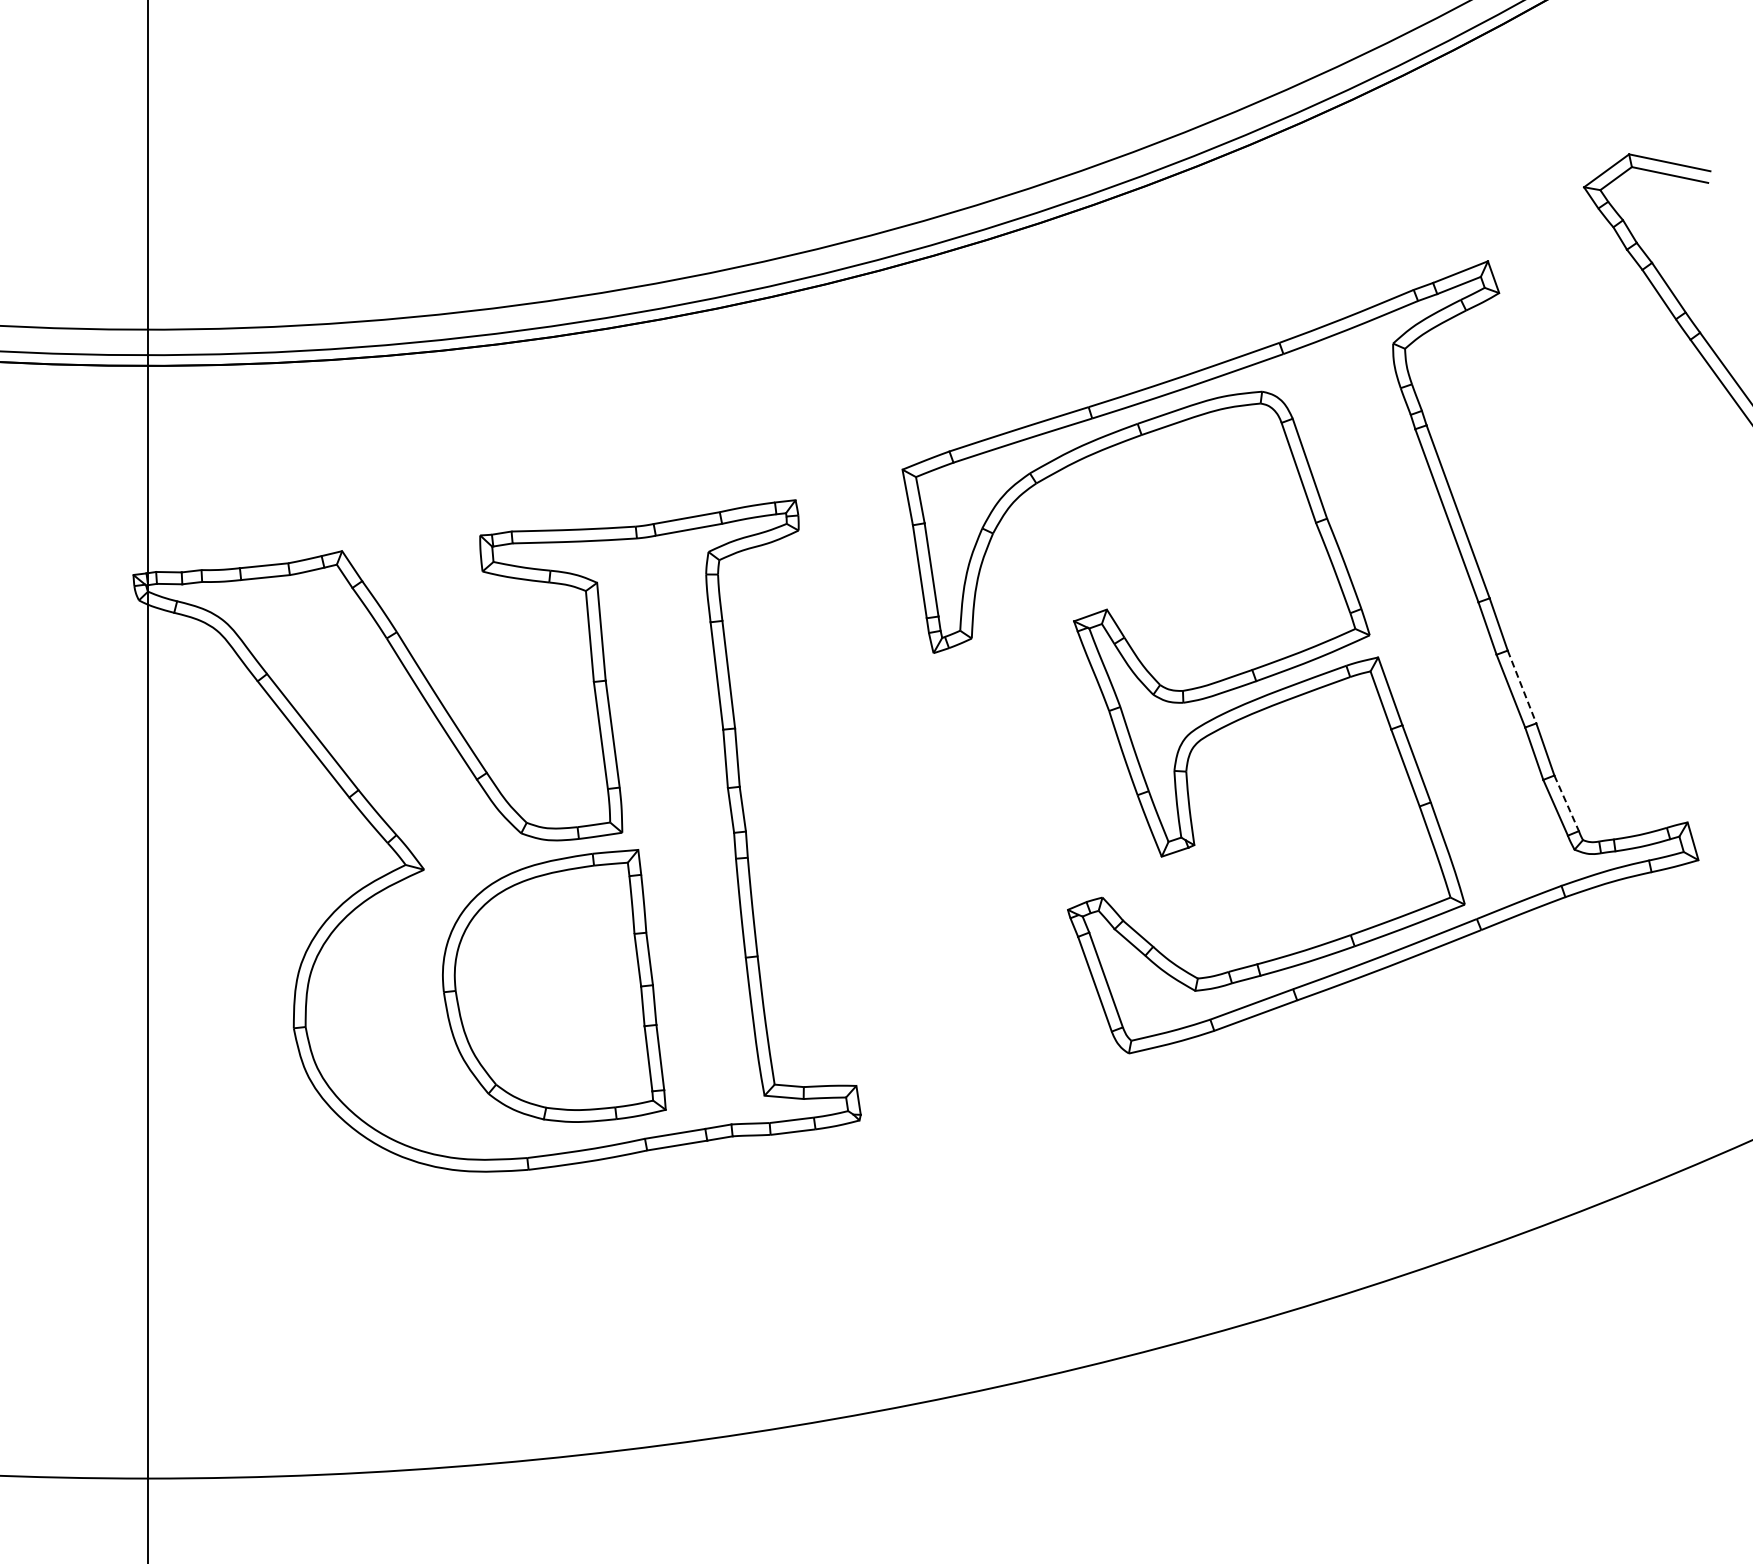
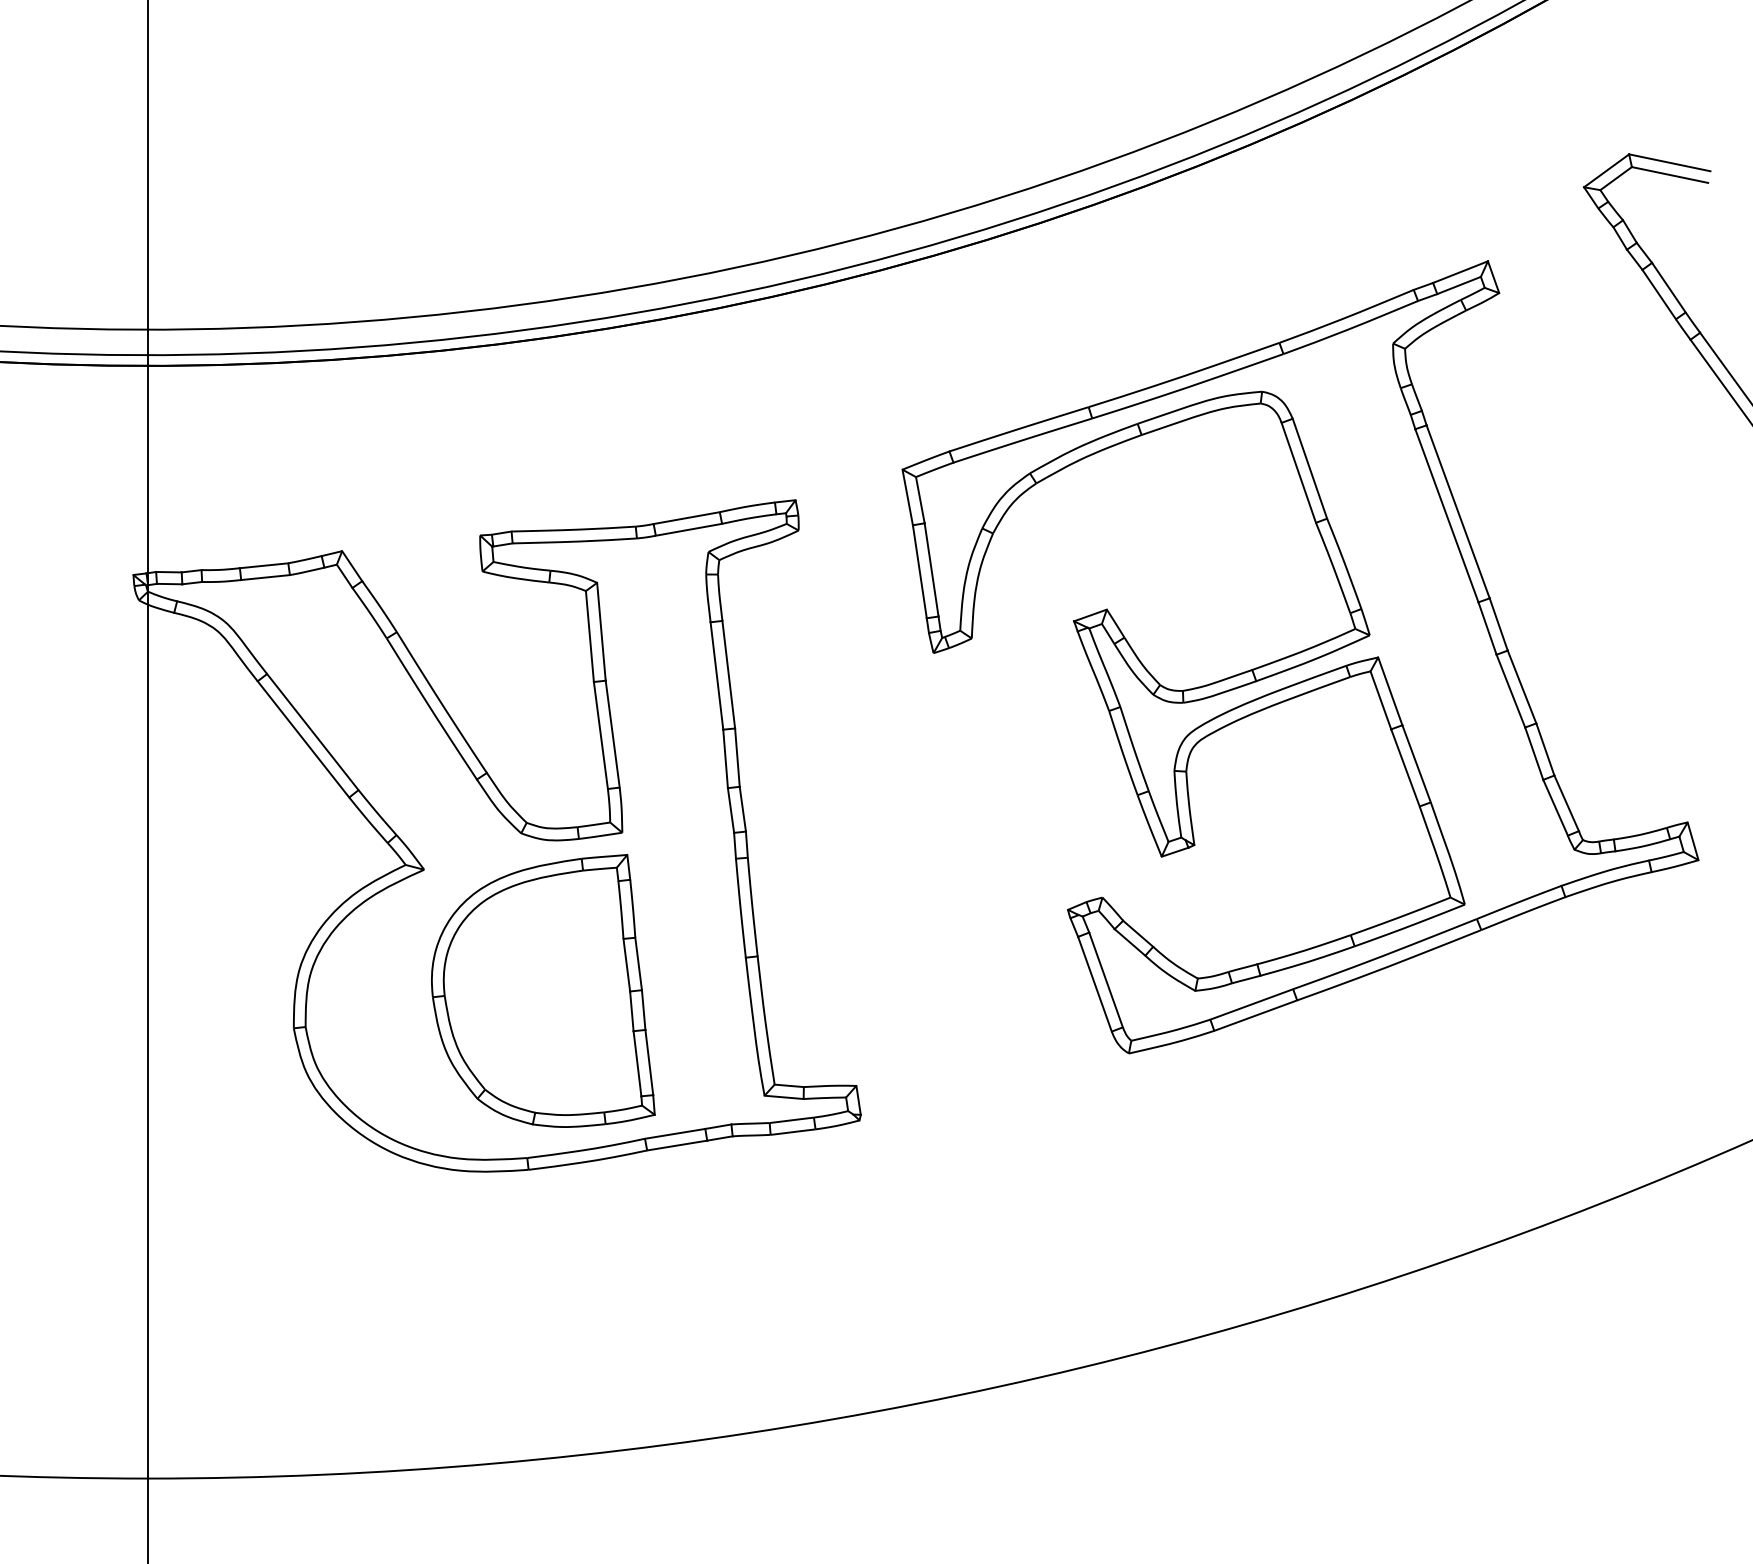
line: dashed -> solid (1522, 687)
line: dashed -> solid (1566, 803)
part position: (554, 985) -> (543, 990) (543, 990)
